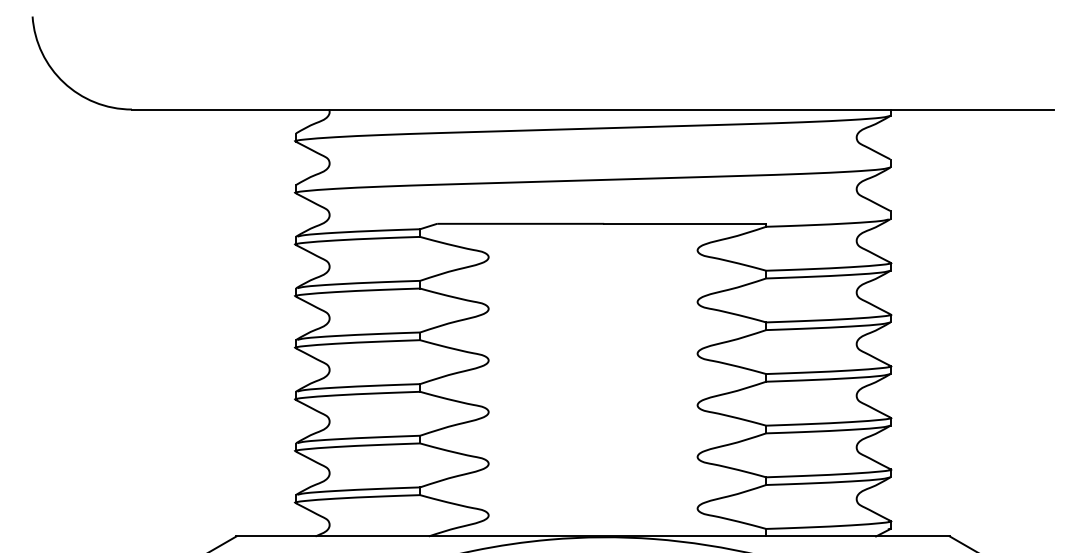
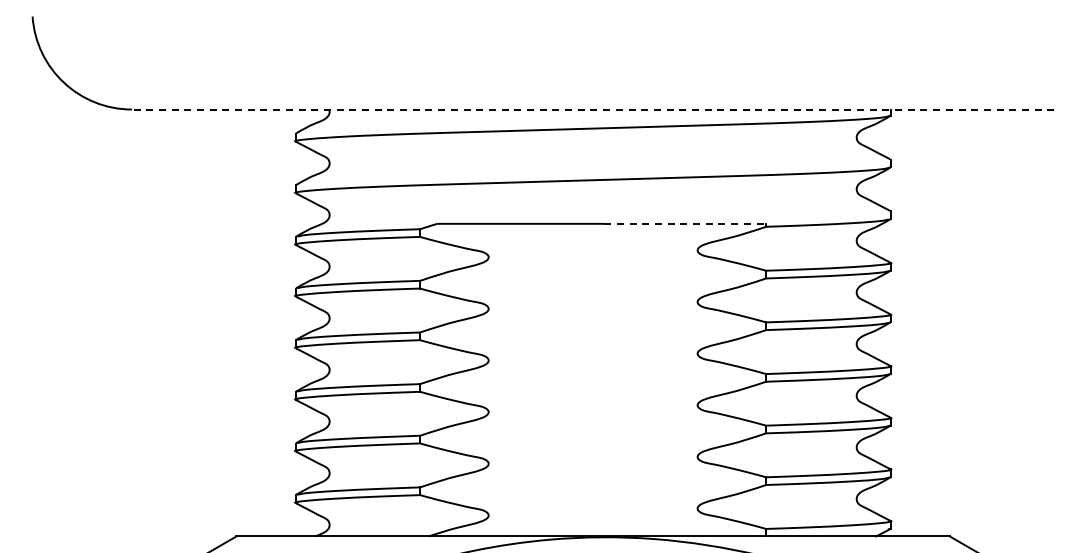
line: solid -> dashed (592, 109)
line: solid -> dashed (685, 223)
